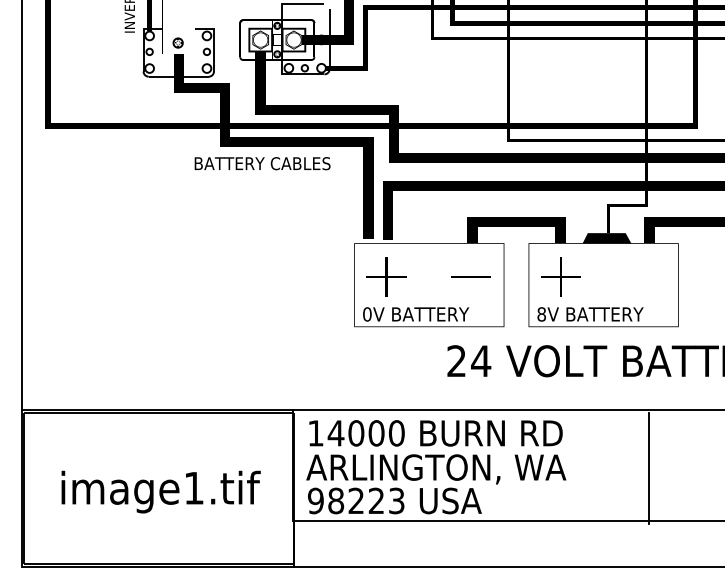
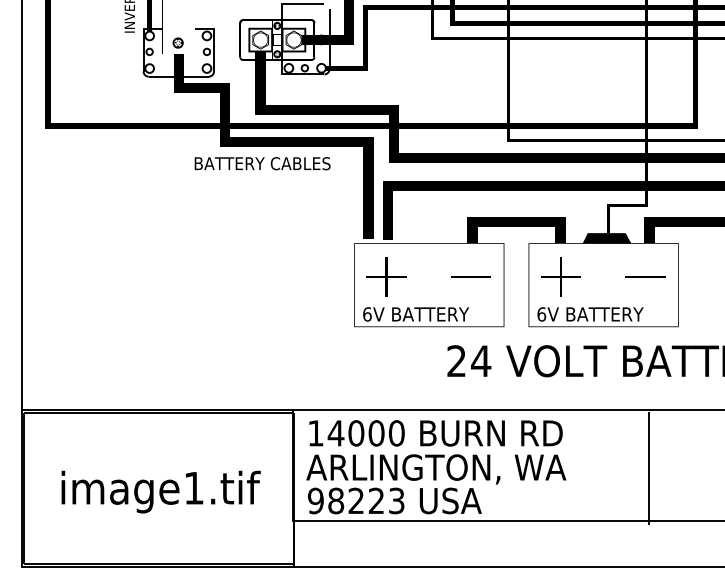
line: none -> present (645, 276)
text: 0V -> 6V (367, 314)
text: 8V -> 6V (541, 314)
